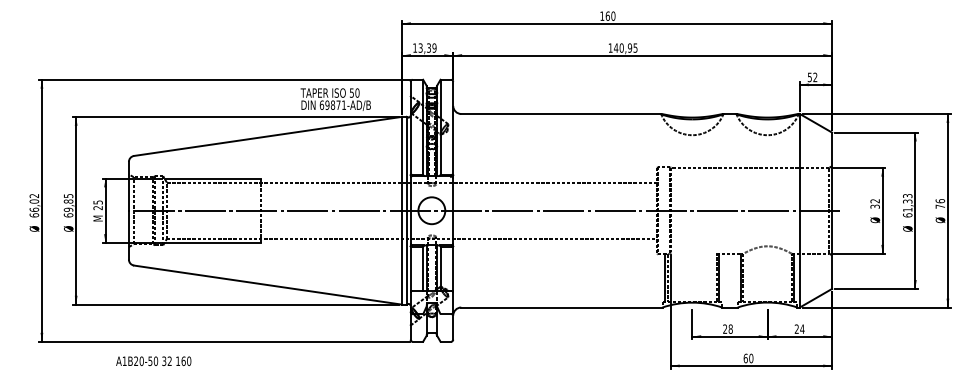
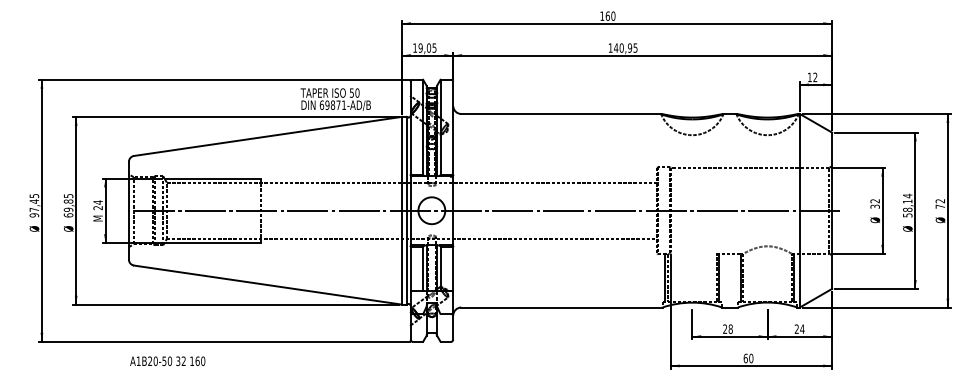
text: 13,39 -> 19,05 (427, 47)
text: 52 -> 12 (809, 77)
text: 76 -> 72 (939, 201)
text: 25 -> 24 (97, 202)
text: 66,02 -> 97,45 (34, 205)
text: 61,33 -> 58,14 (907, 205)
text position: (153, 361) -> (167, 361) (167, 361)
